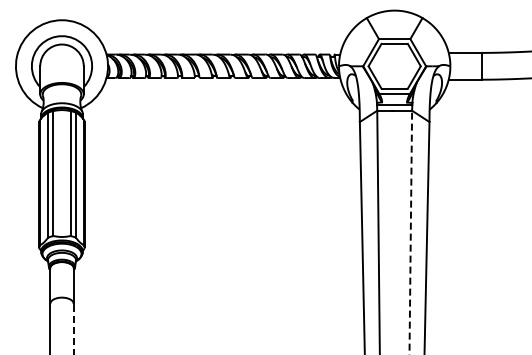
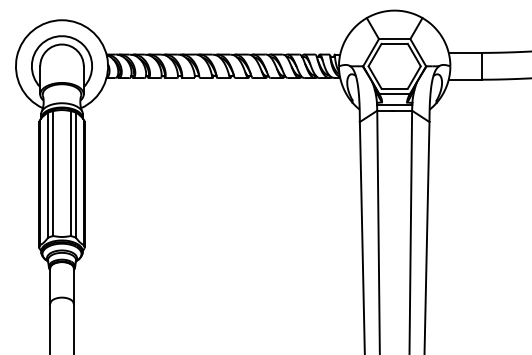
line: dashed -> solid (410, 232)
line: dashed -> solid (73, 328)
